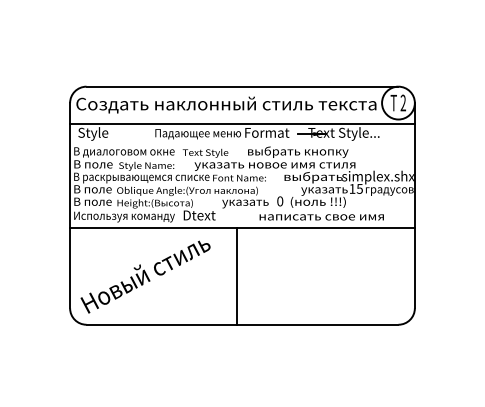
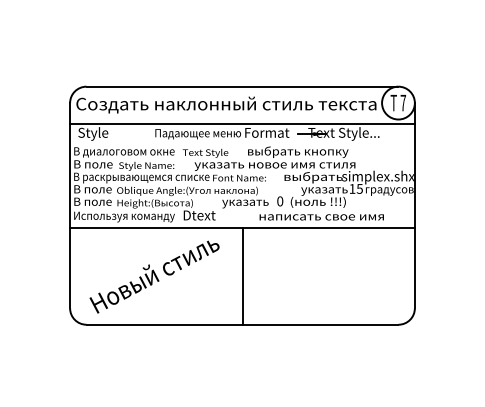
text: 2 -> 7 (403, 102)
text position: (145, 276) -> (154, 276) (154, 276)
line position: (236, 276) -> (242, 276) (242, 276)
